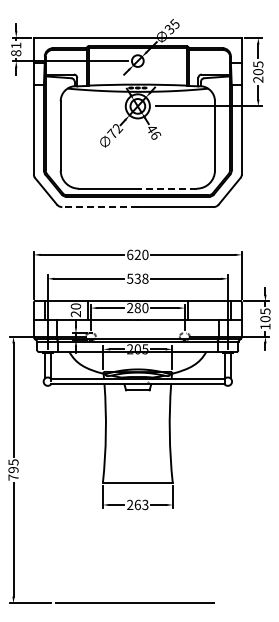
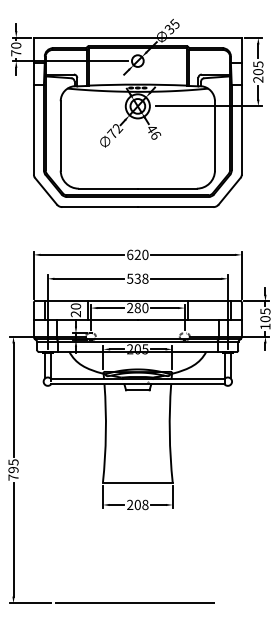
text: 81 -> 70 (16, 49)
line: dashed -> solid (167, 188)
line: dashed -> solid (100, 207)
text: 263 -> 208 (141, 504)
